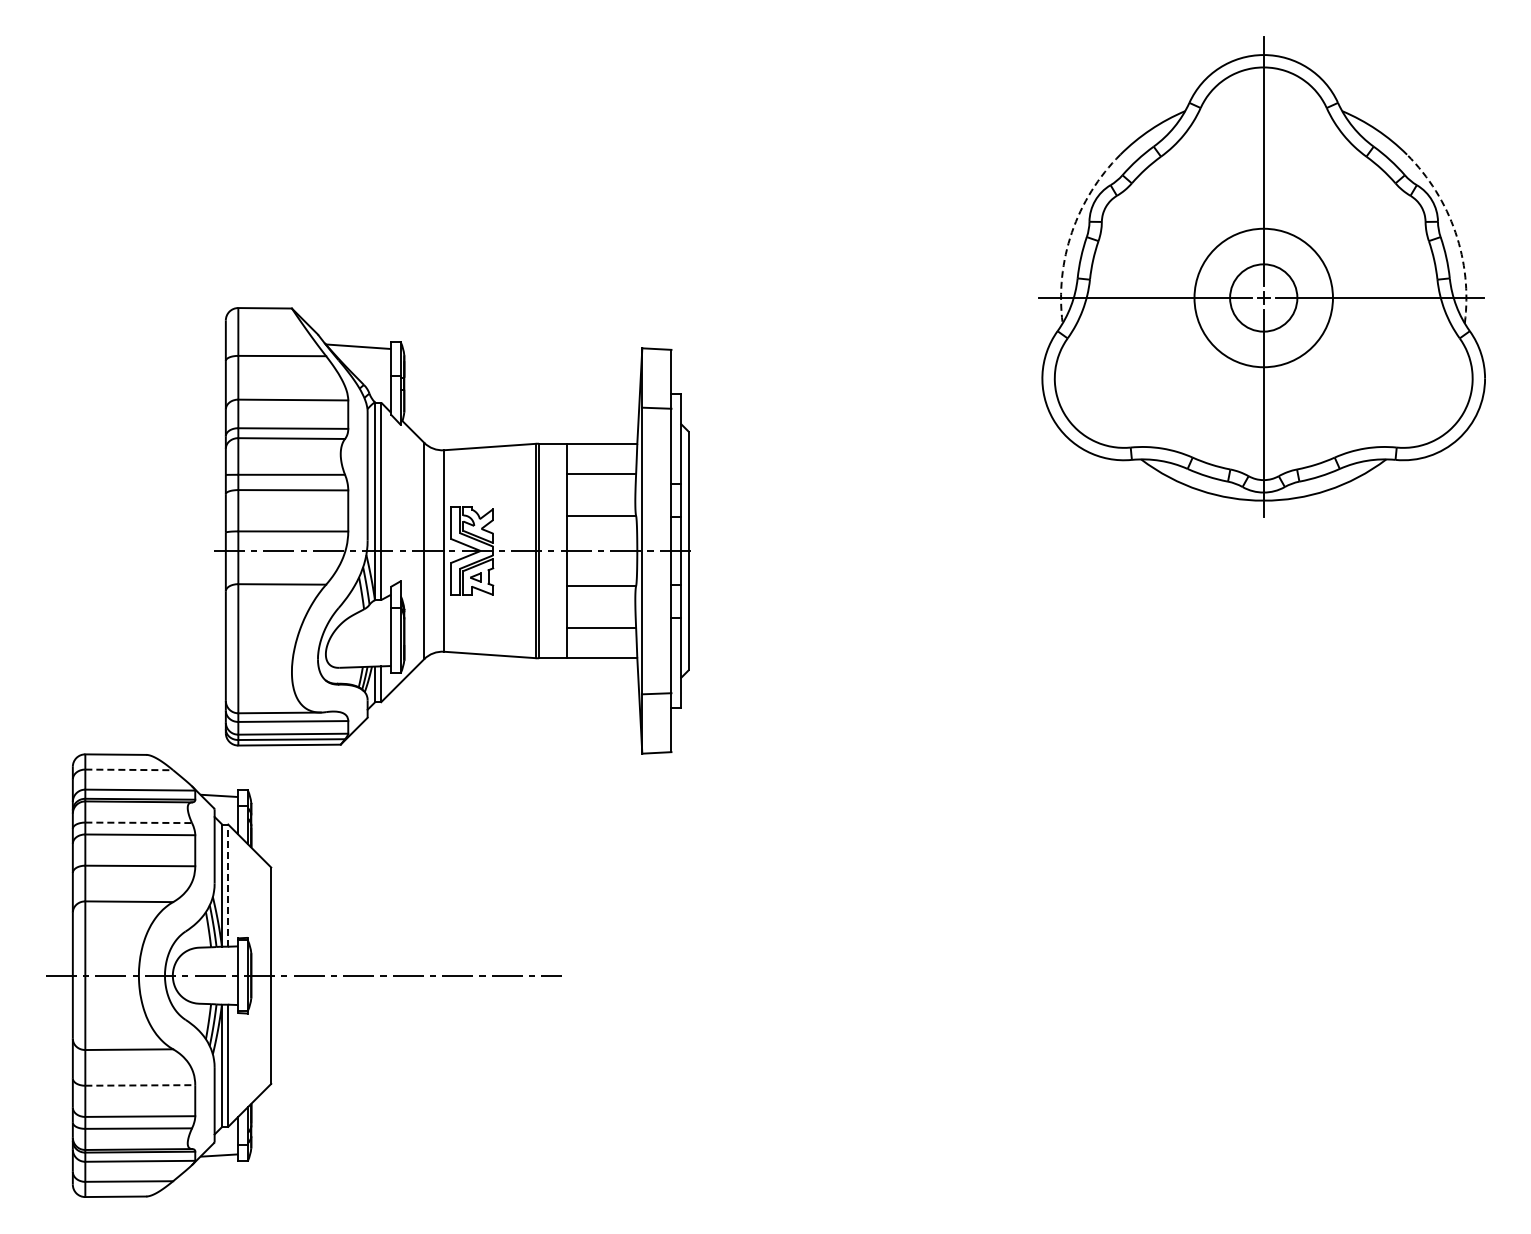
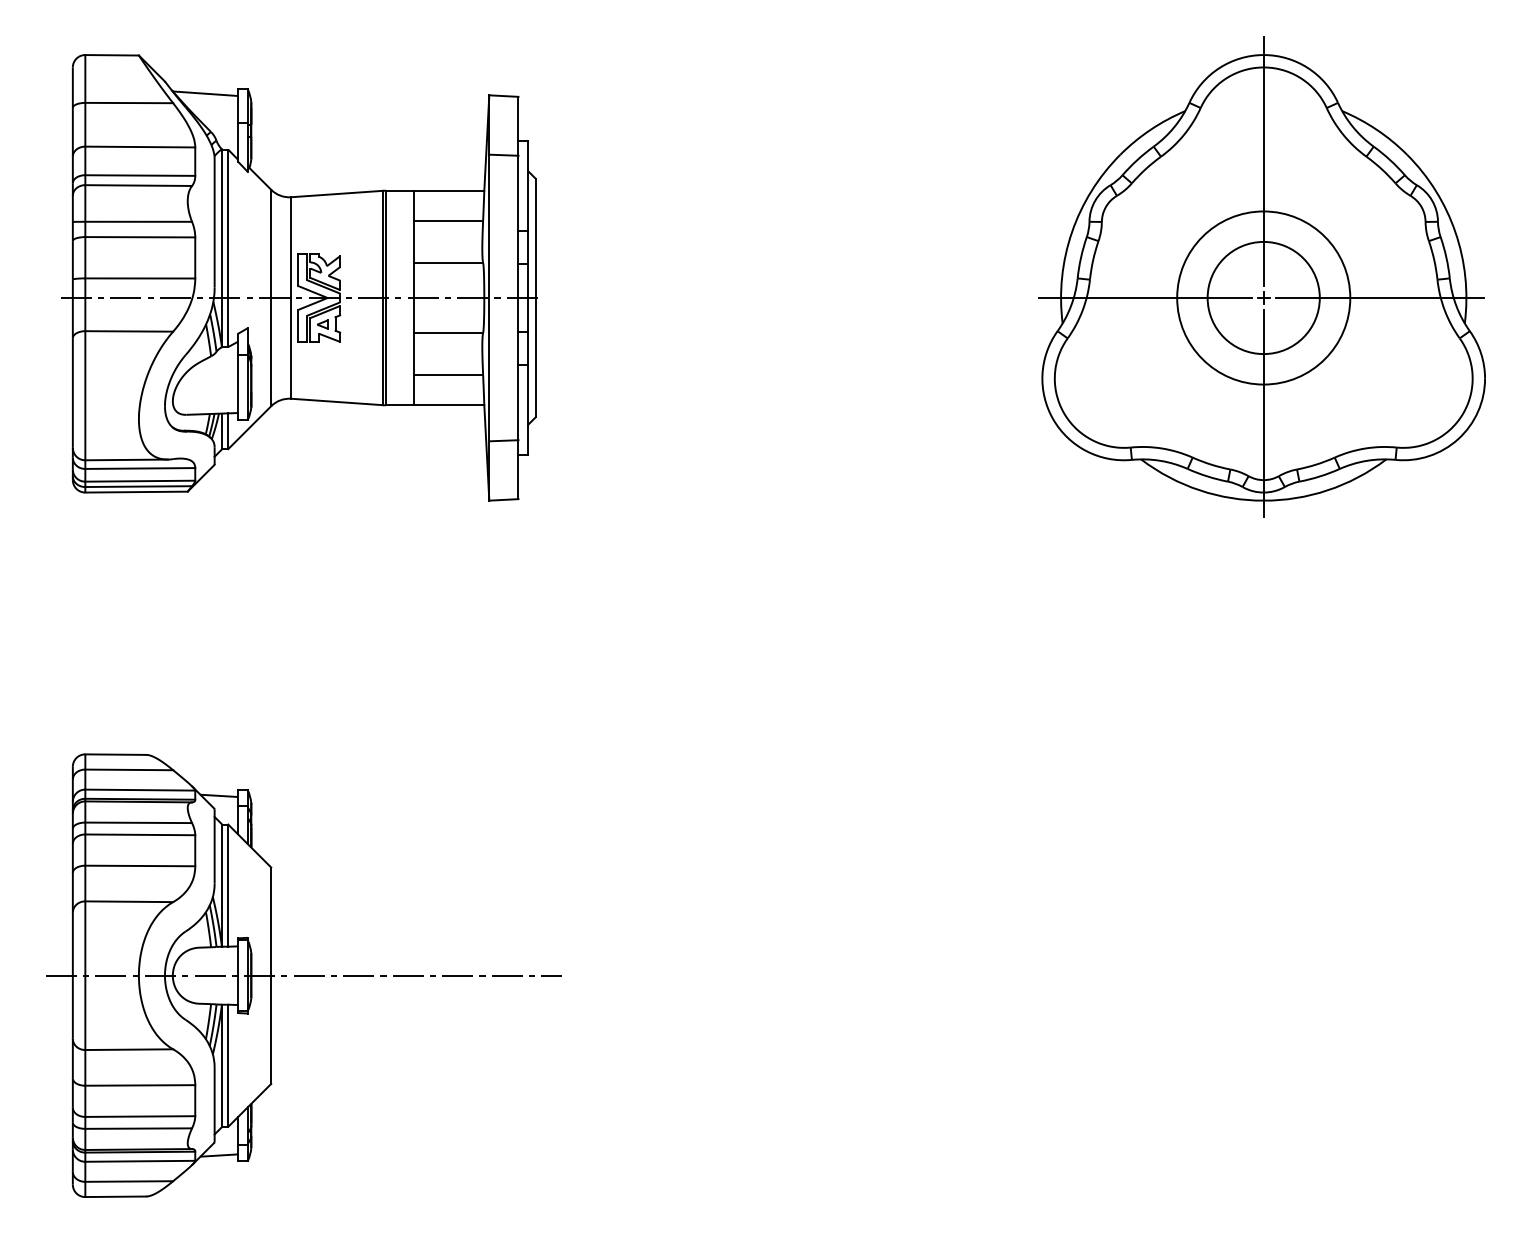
arc: dashed -> solid (1071, 232)
arc: dashed -> solid (1455, 232)
circle diameter: 138 px -> 173 px (1263, 297)
circle diameter: 67 px -> 112 px (1263, 297)
part position: (452, 530) -> (299, 277) (299, 277)
line: dashed -> solid (129, 769)
line: dashed -> solid (139, 822)
line: dashed -> solid (228, 885)
line: dashed -> solid (140, 1085)
